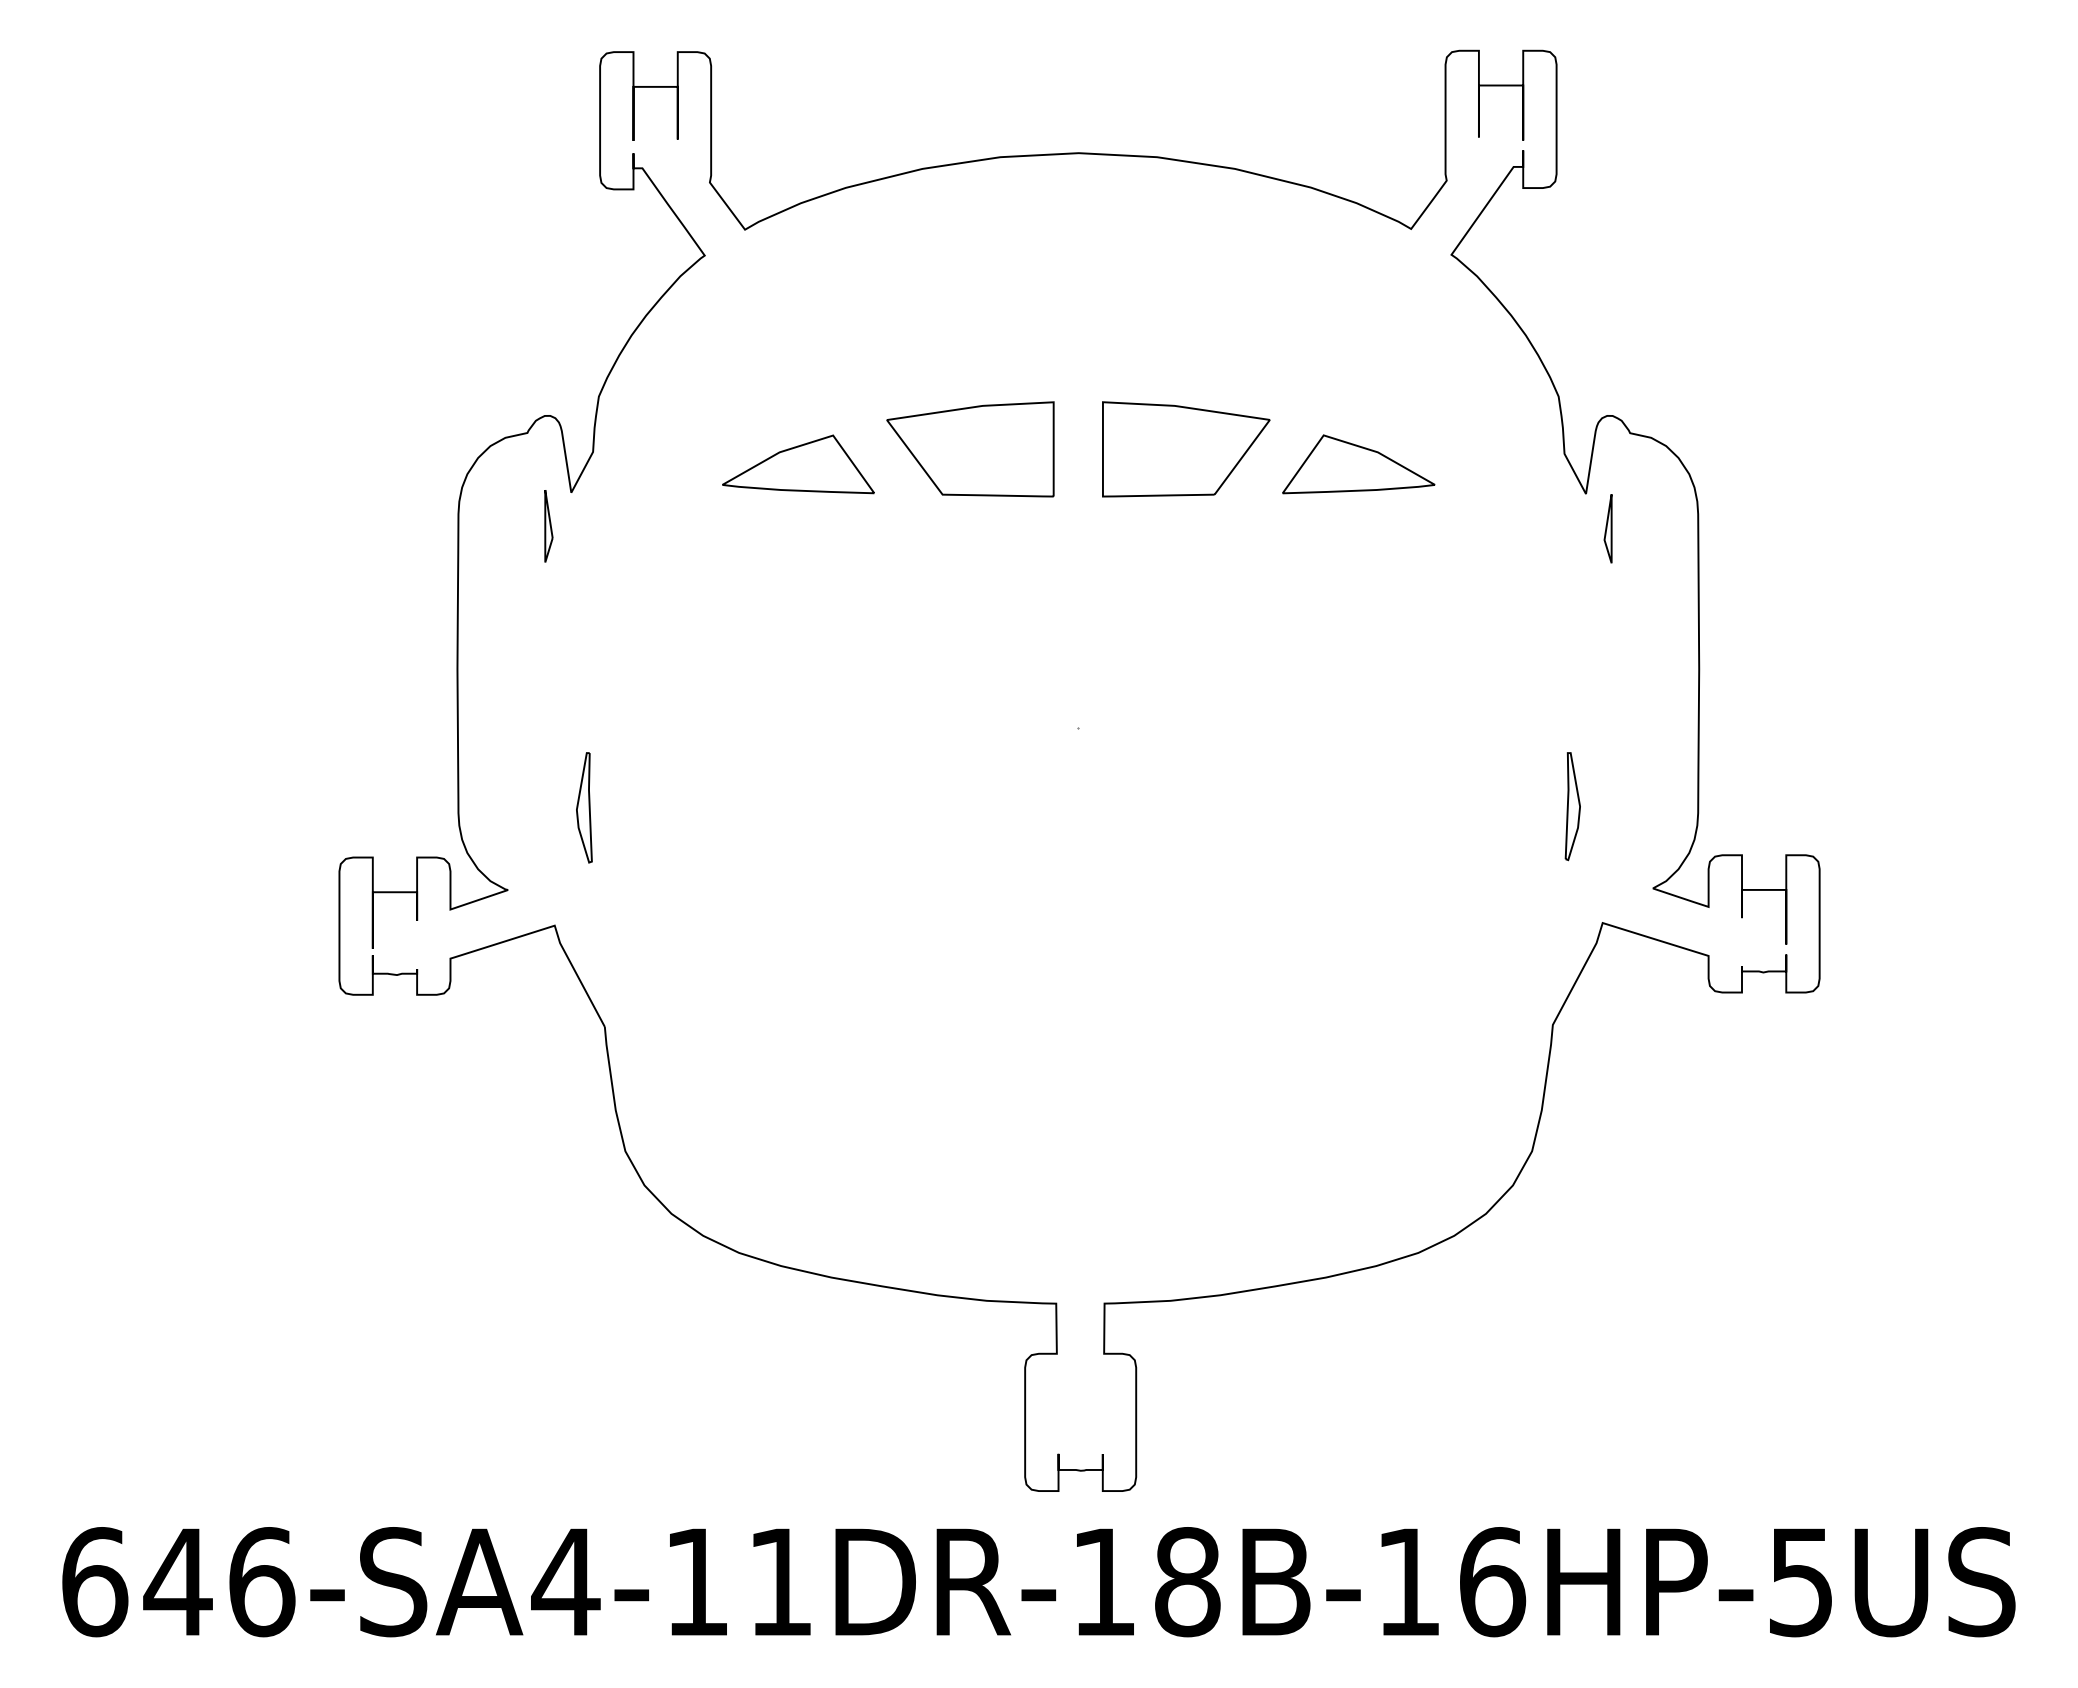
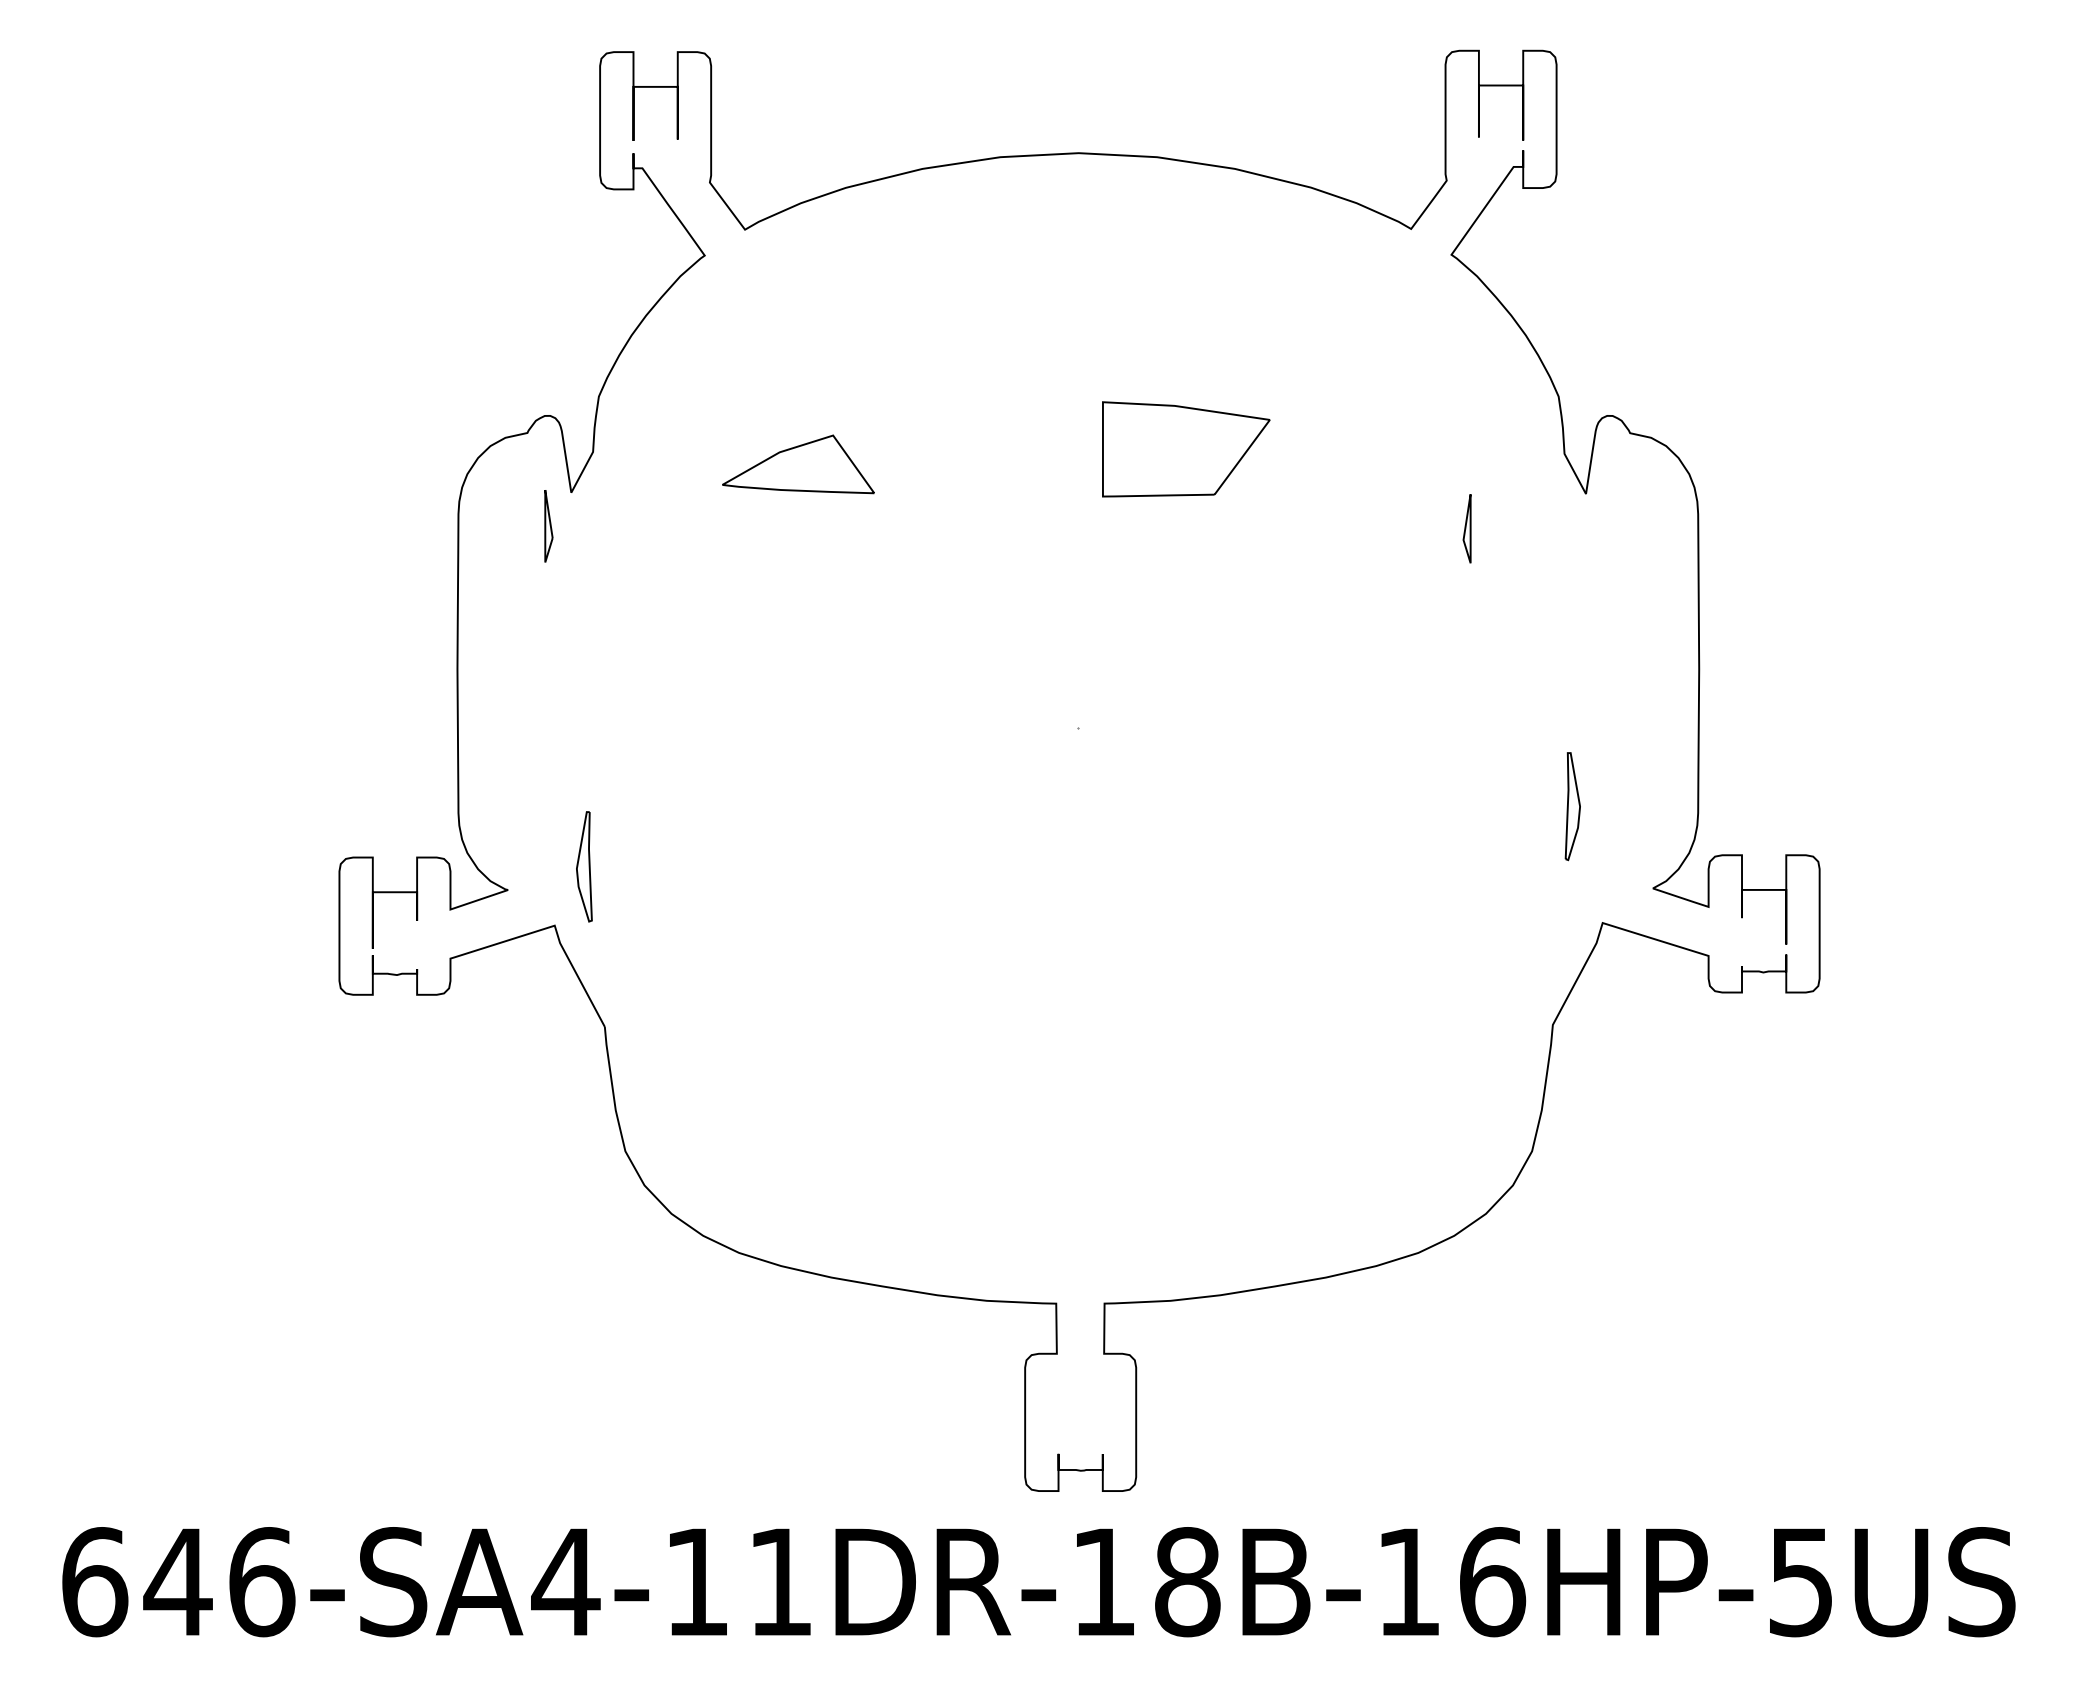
part: present -> none (970, 449)
part: present -> none (1358, 464)
part position: (1607, 528) -> (1466, 528) (1466, 528)
part position: (584, 807) -> (584, 866) (584, 866)
